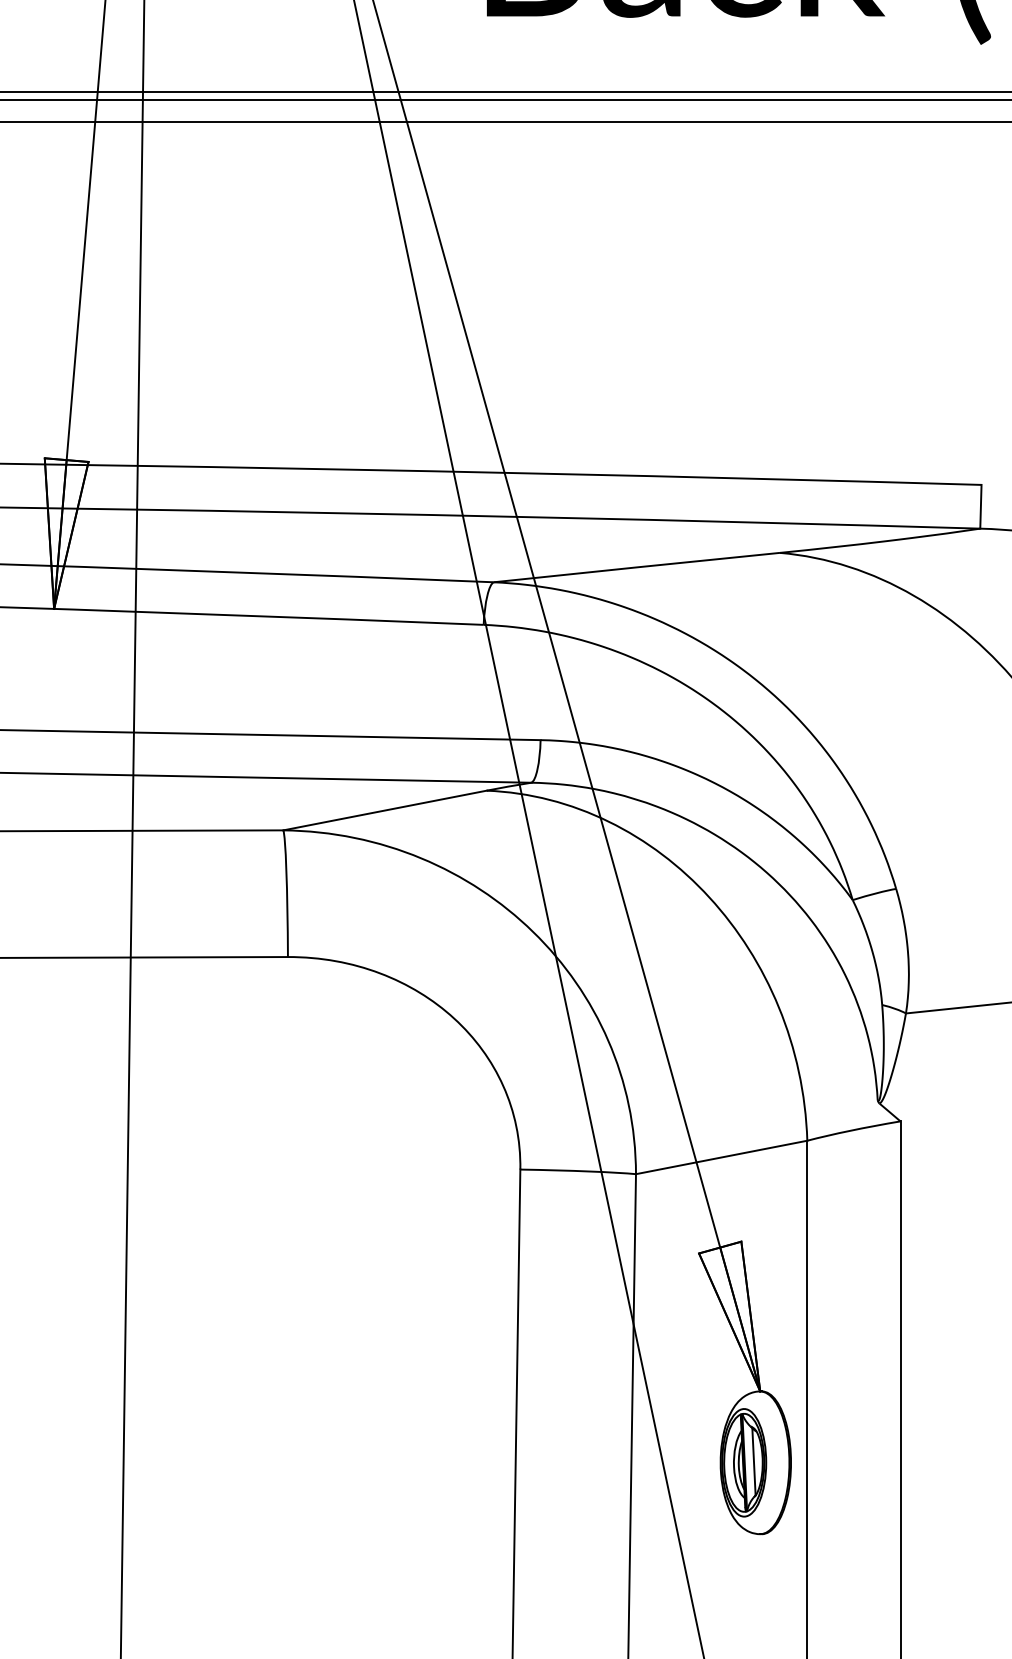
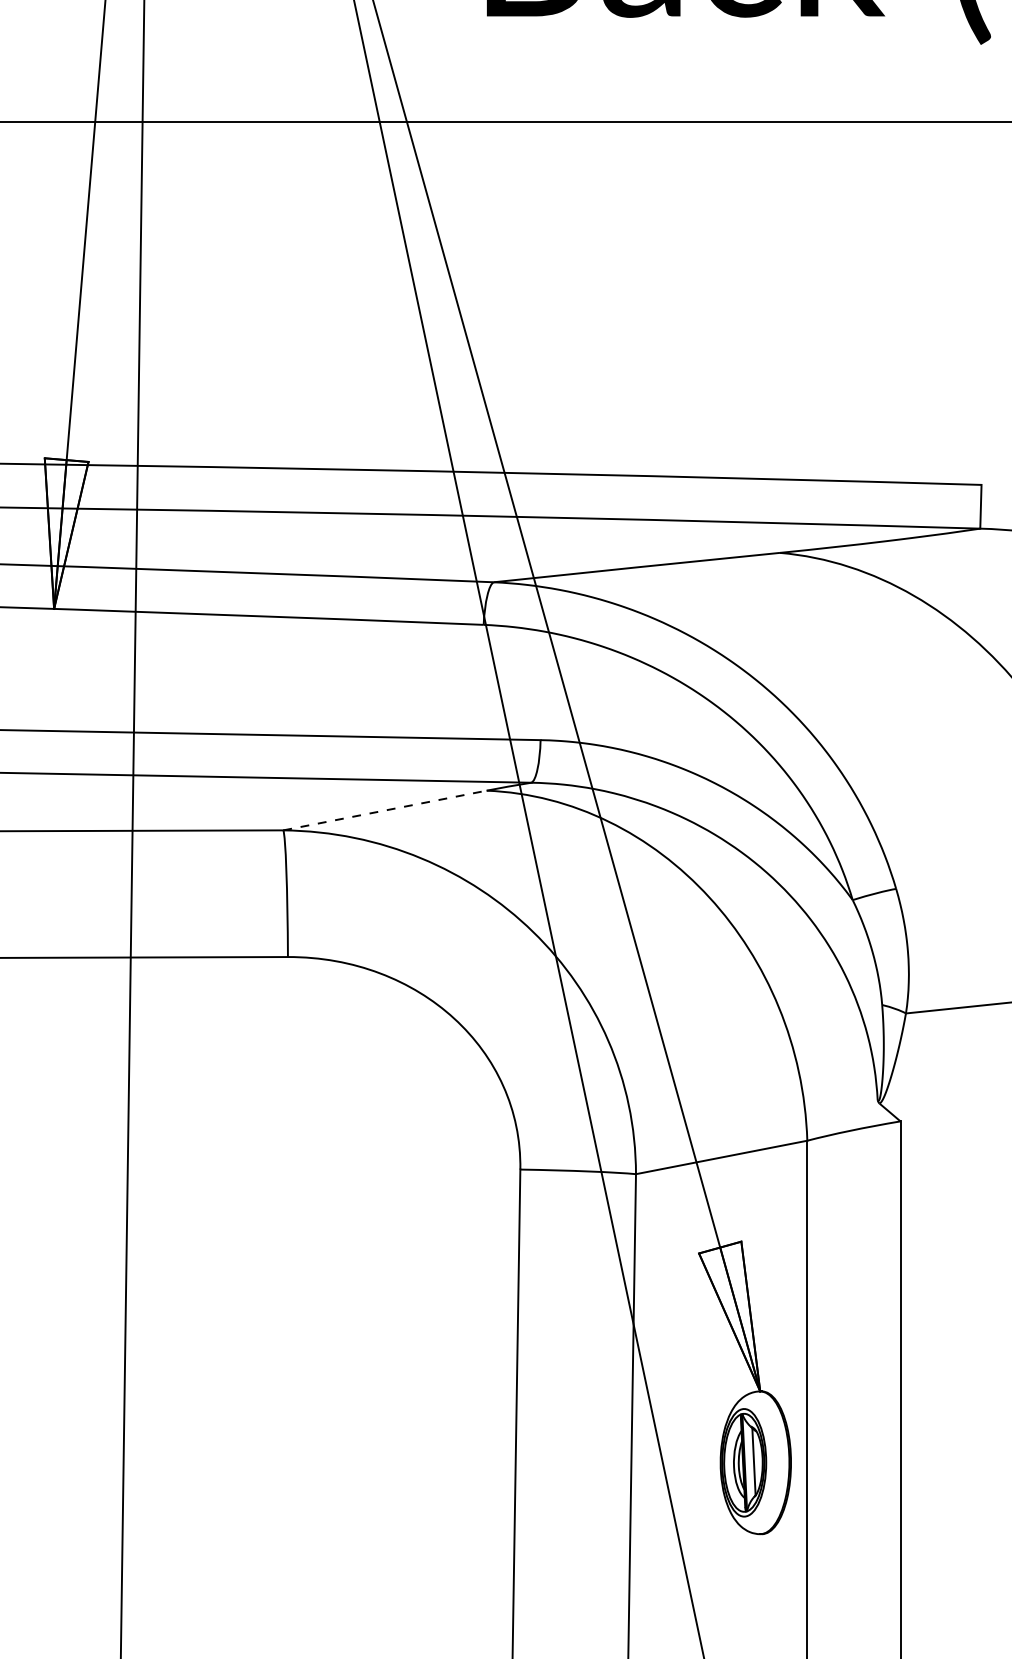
line: present -> none (505, 91)
line: present -> none (505, 100)
line: solid -> dashed (385, 810)
